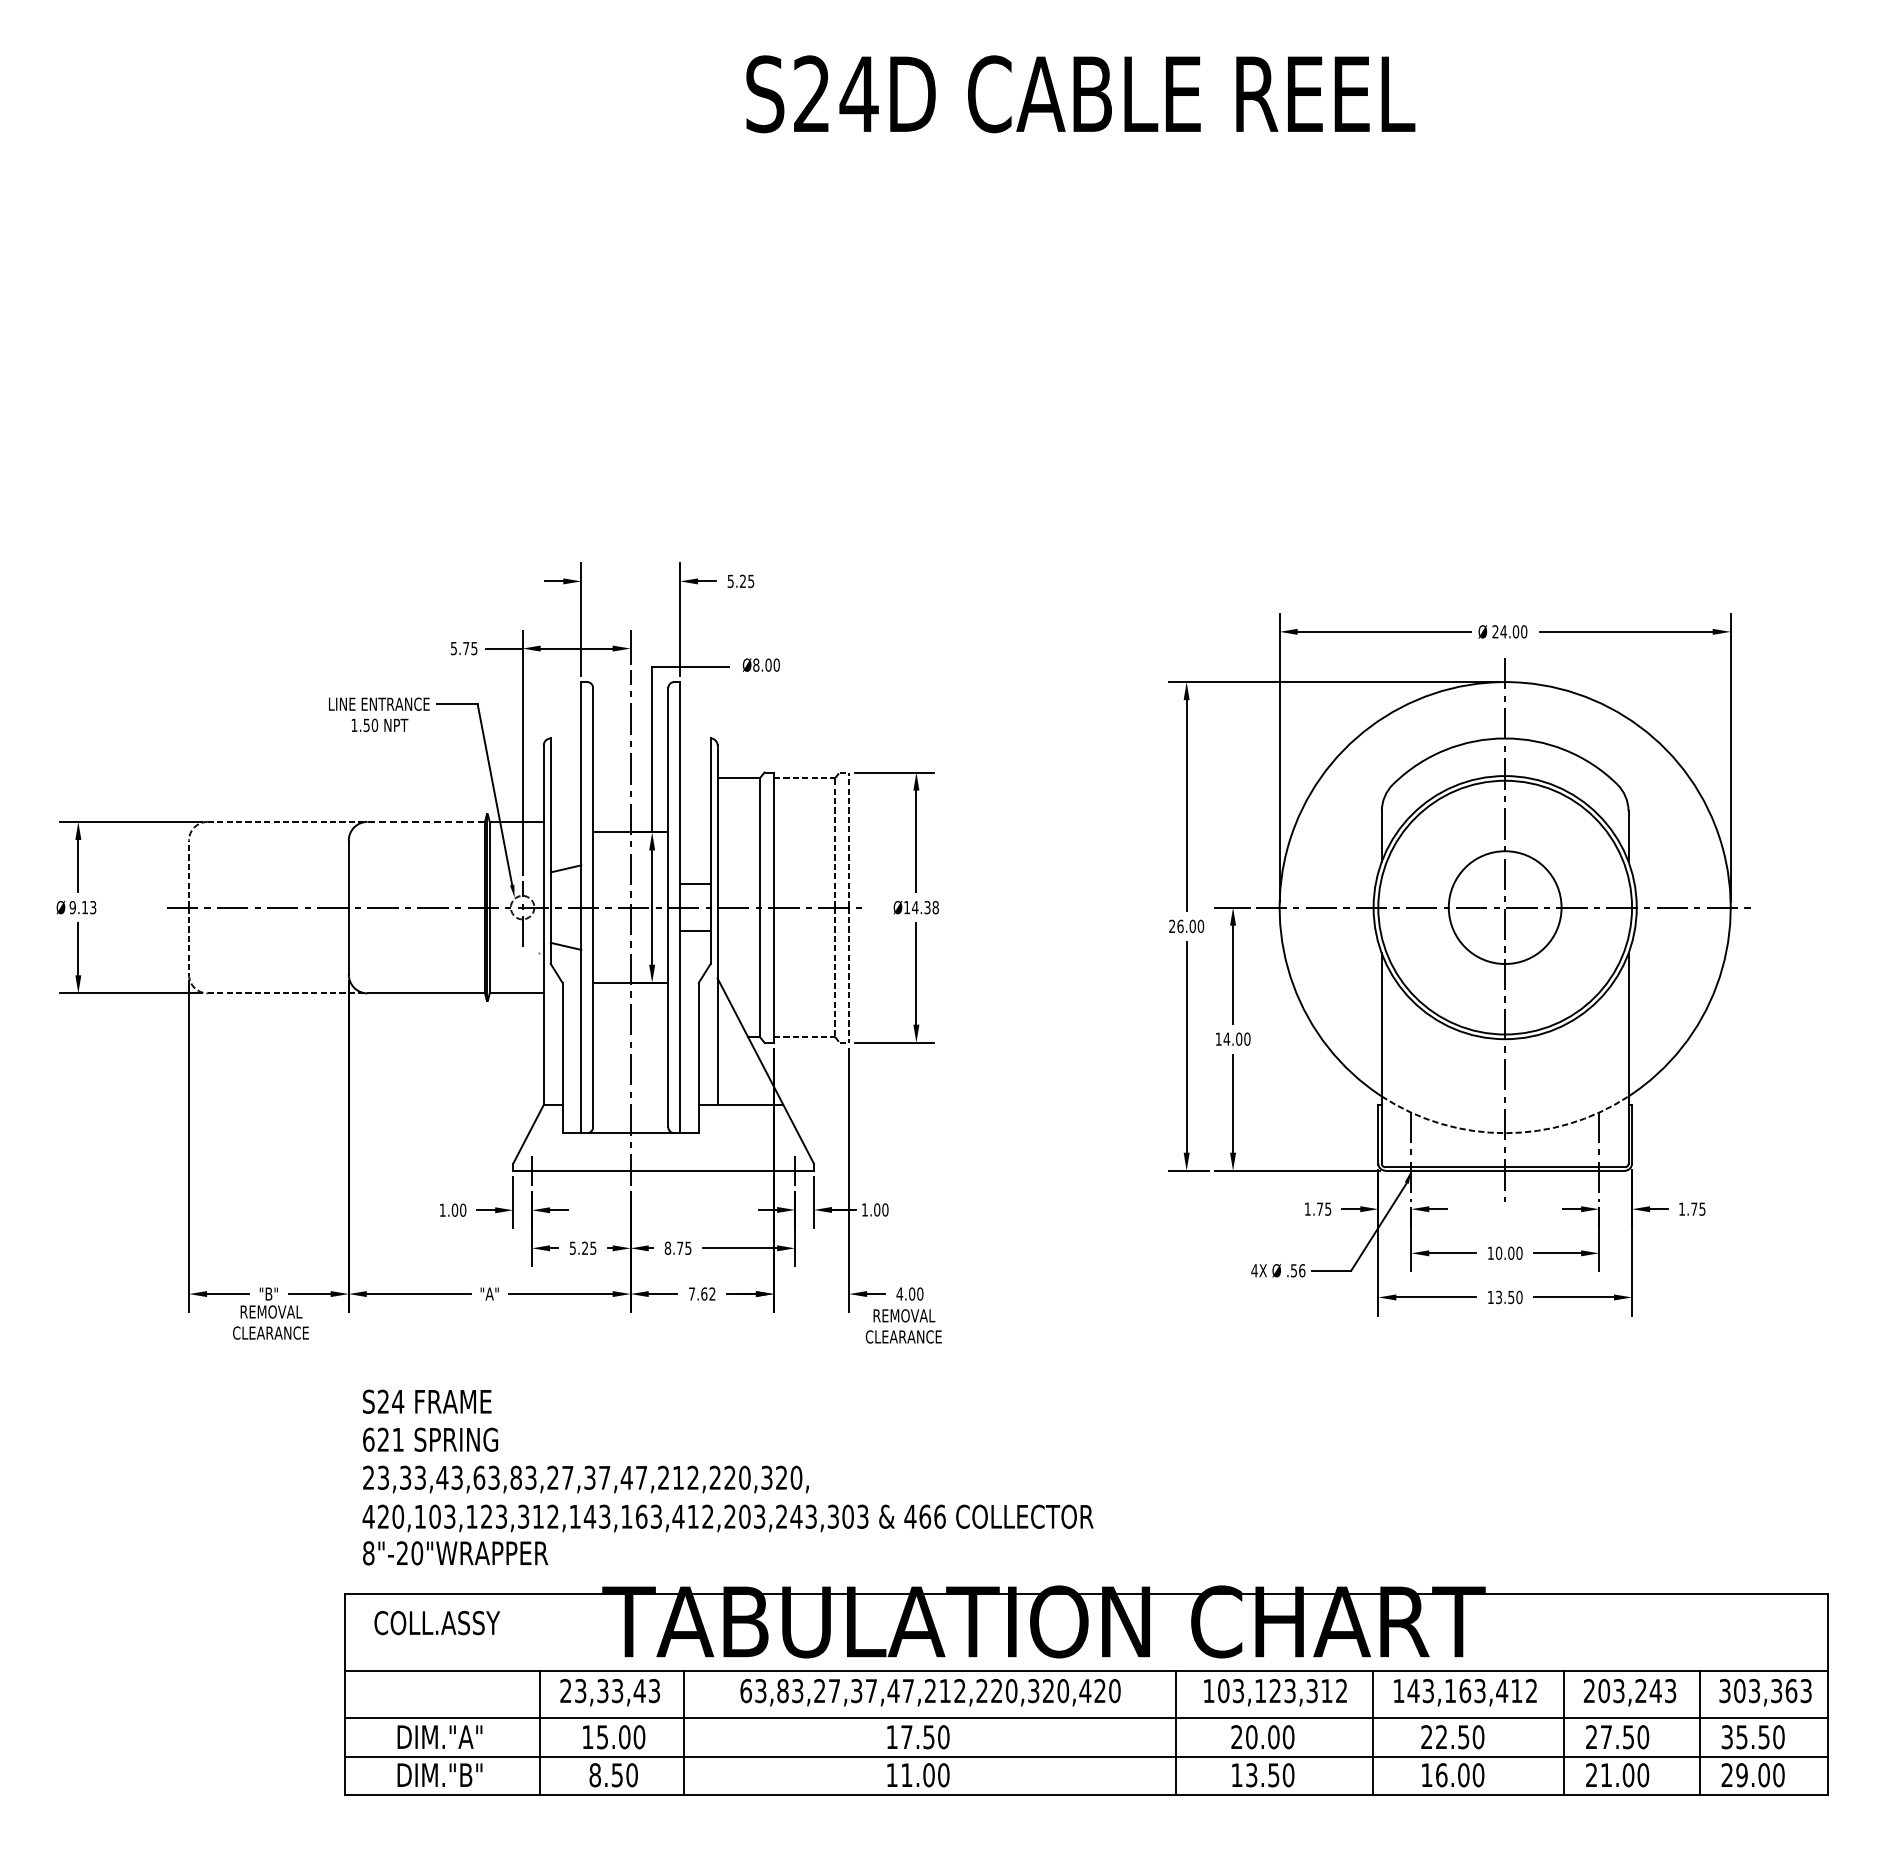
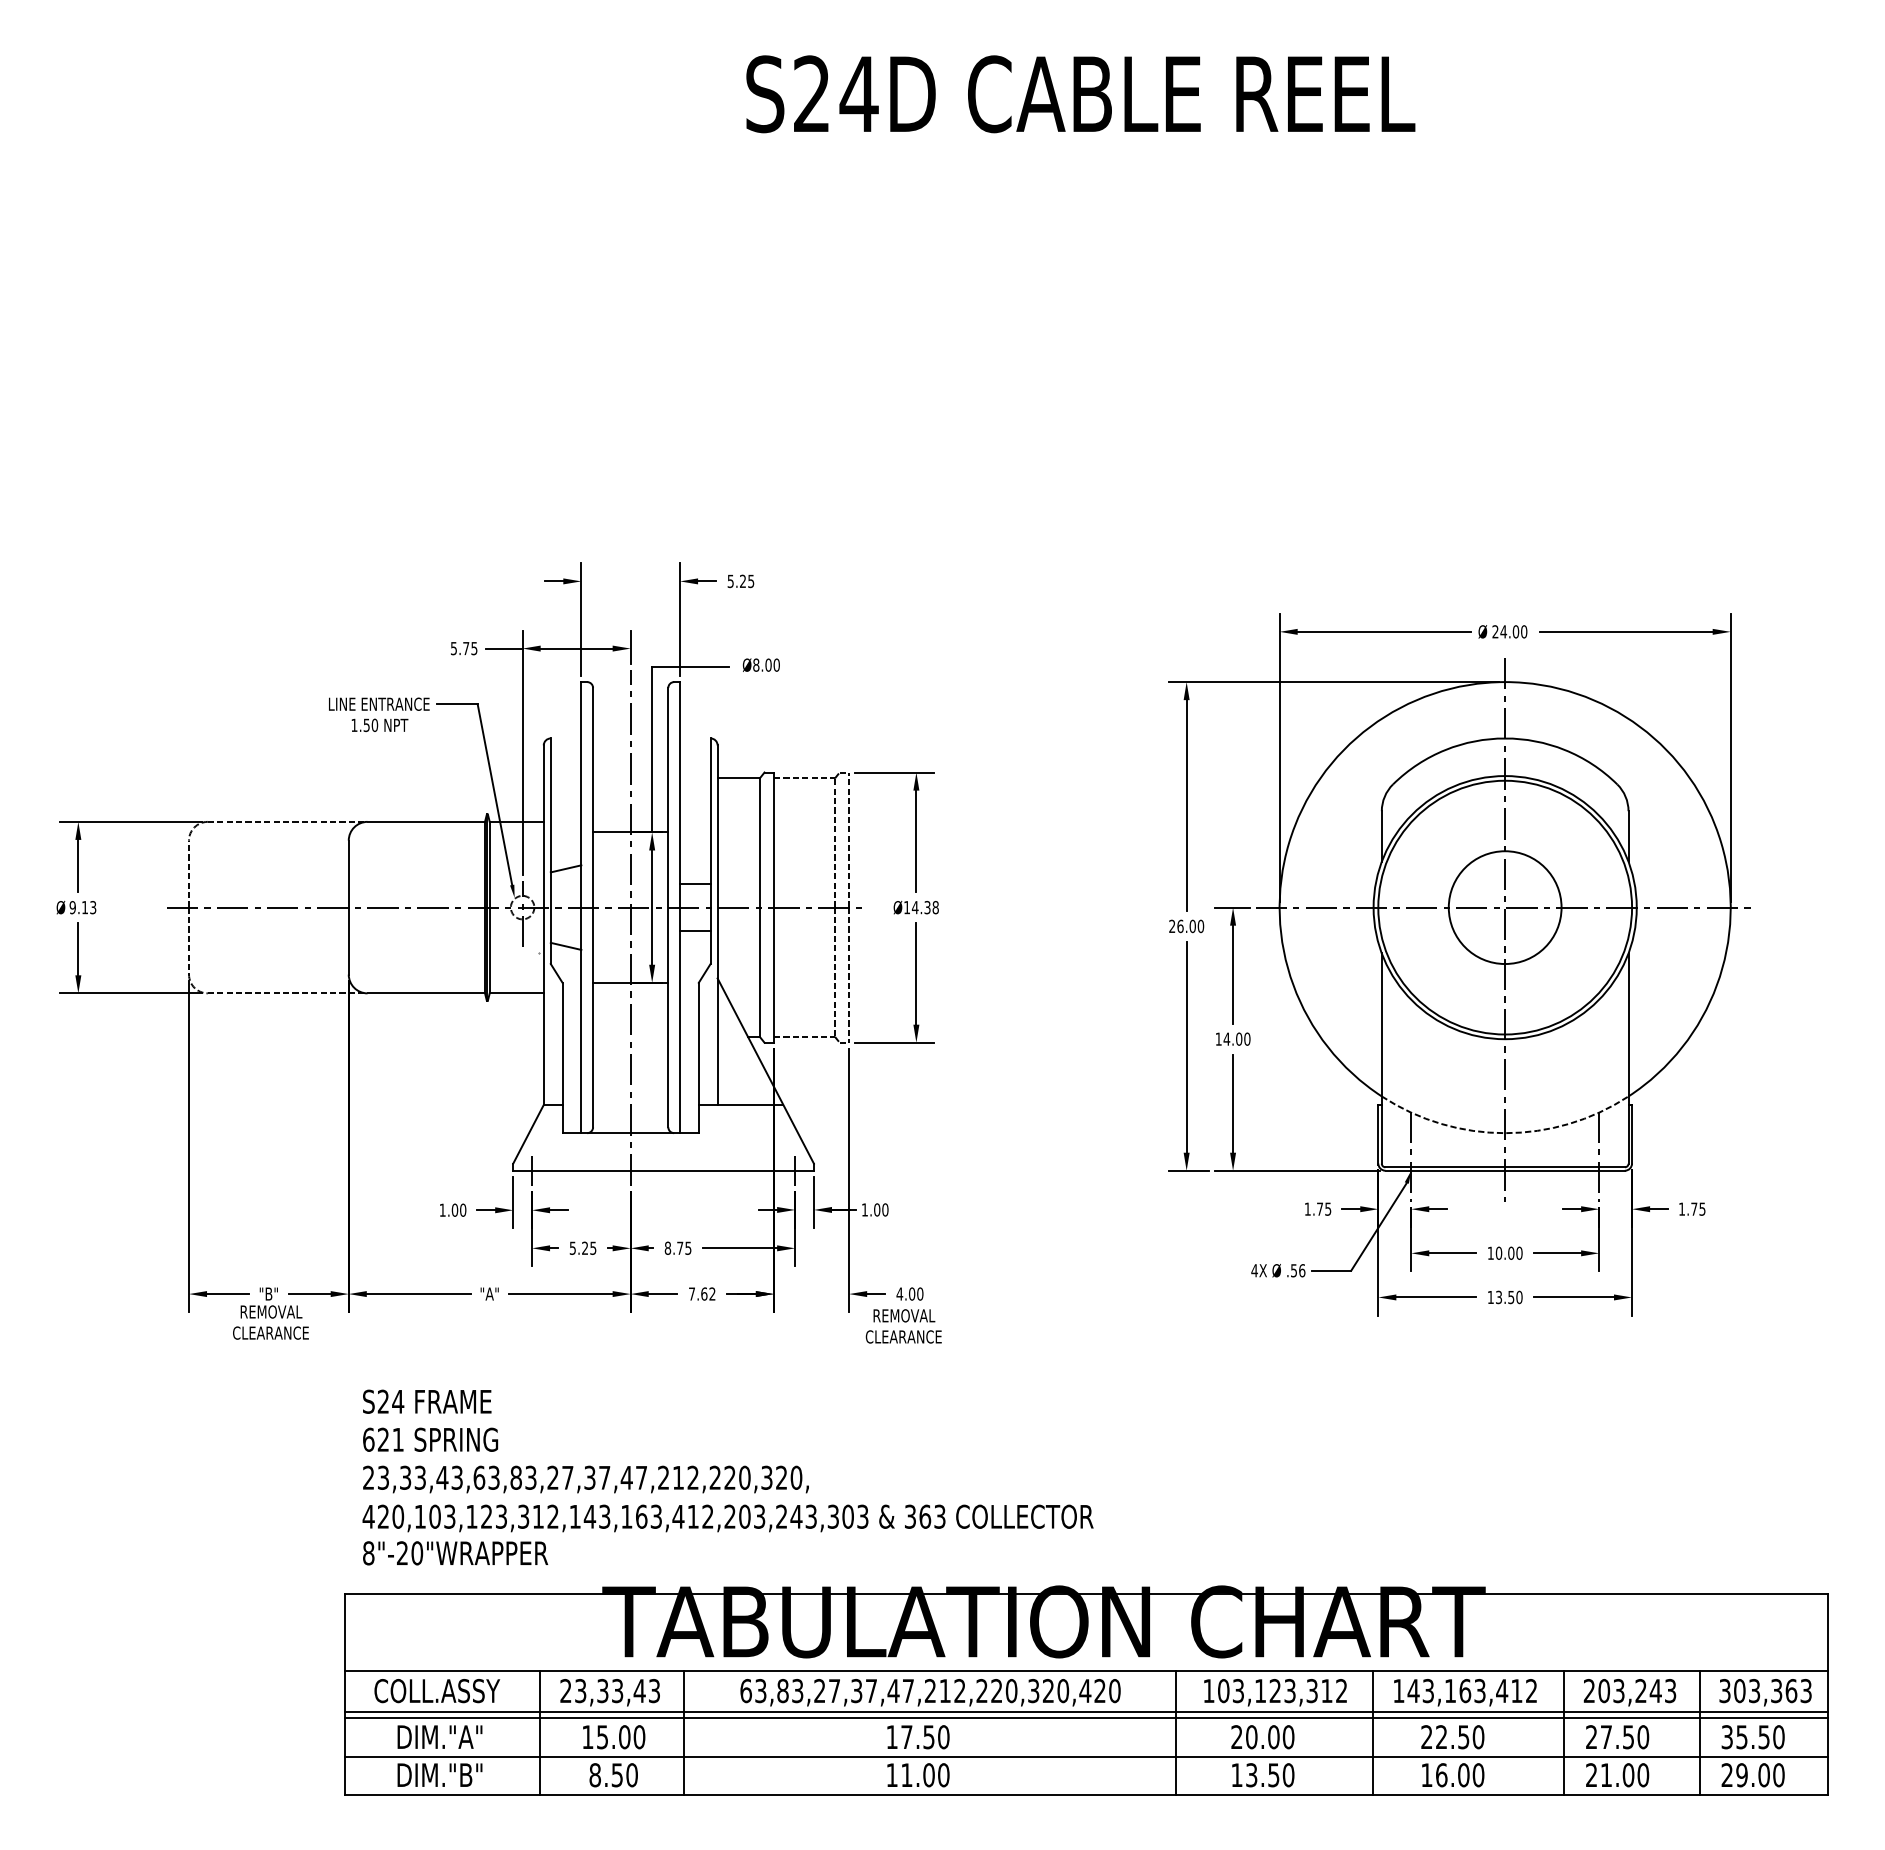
line: dashed -> solid (426, 821)
text: 466 -> 363 (924, 1516)
text position: (437, 1623) -> (437, 1691) (437, 1691)
line: none -> present (1086, 1711)
